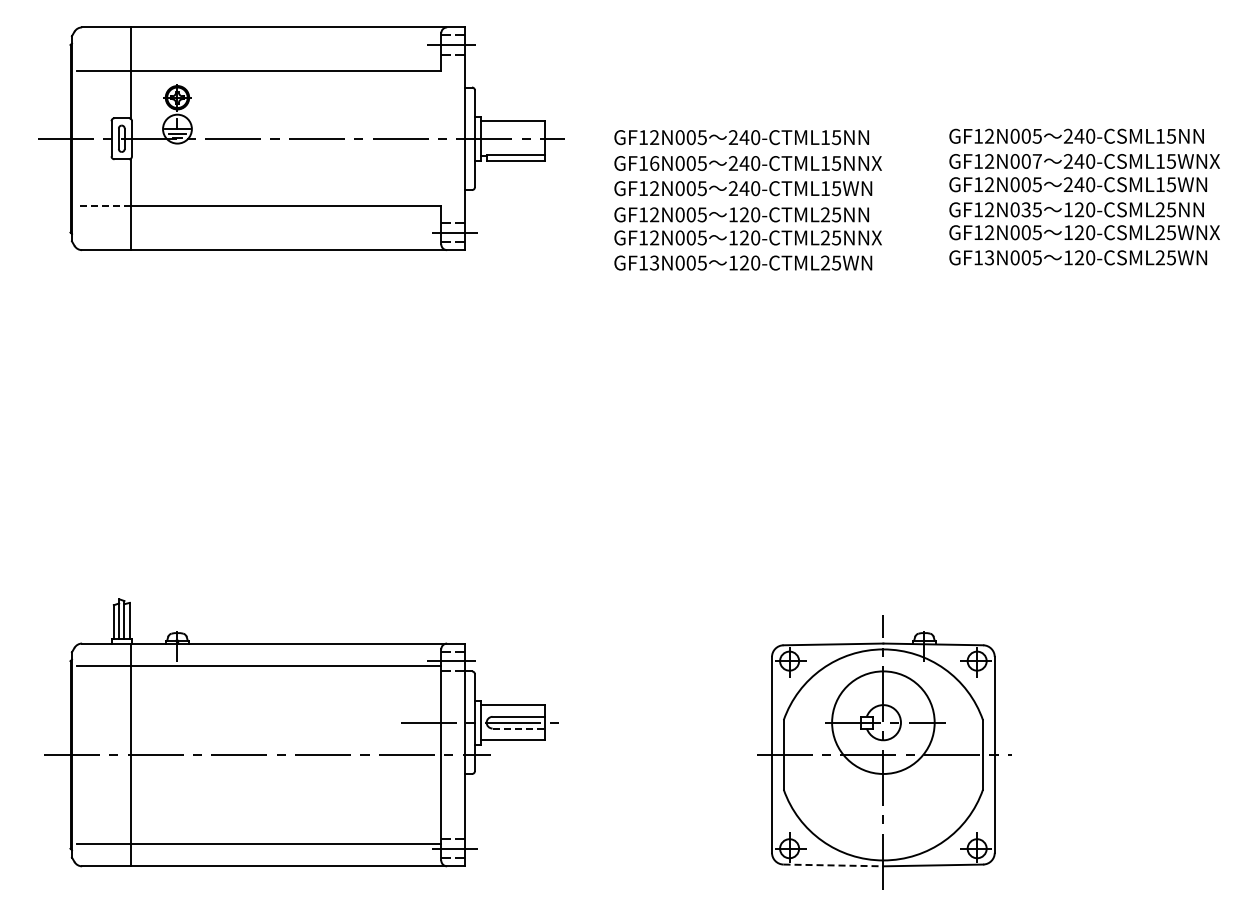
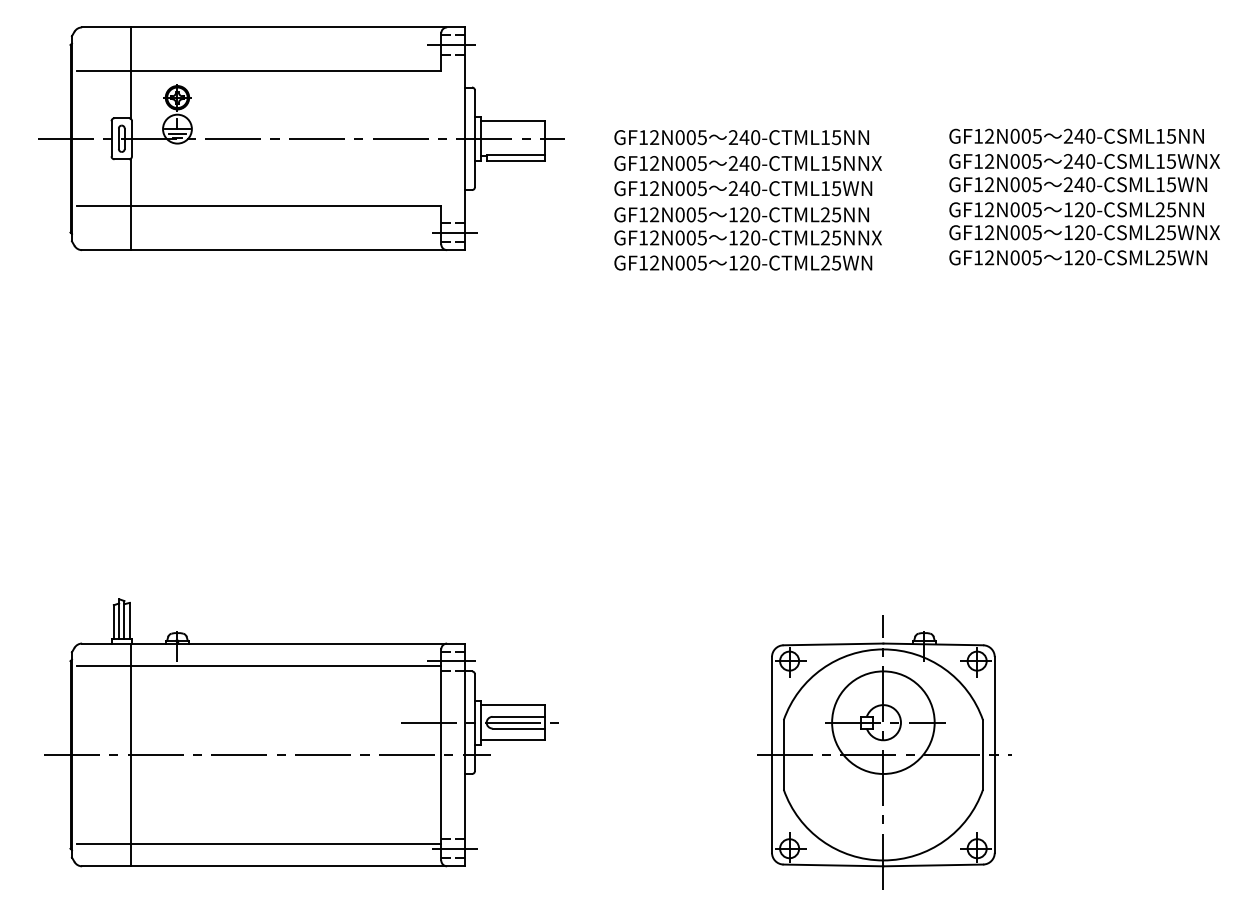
text: GF12N007 -> GF12N005 (1036, 161)
text: GF16N005 -> GF12N005 (654, 163)
line: dashed -> solid (103, 206)
text: GF12N035 -> GF12N005 (1025, 209)
text: GF13N005 -> GF12N005 (989, 257)
text: GF13N005 -> GF12N005 (654, 263)
line: dashed -> solid (519, 728)
line: dashed -> solid (833, 865)
